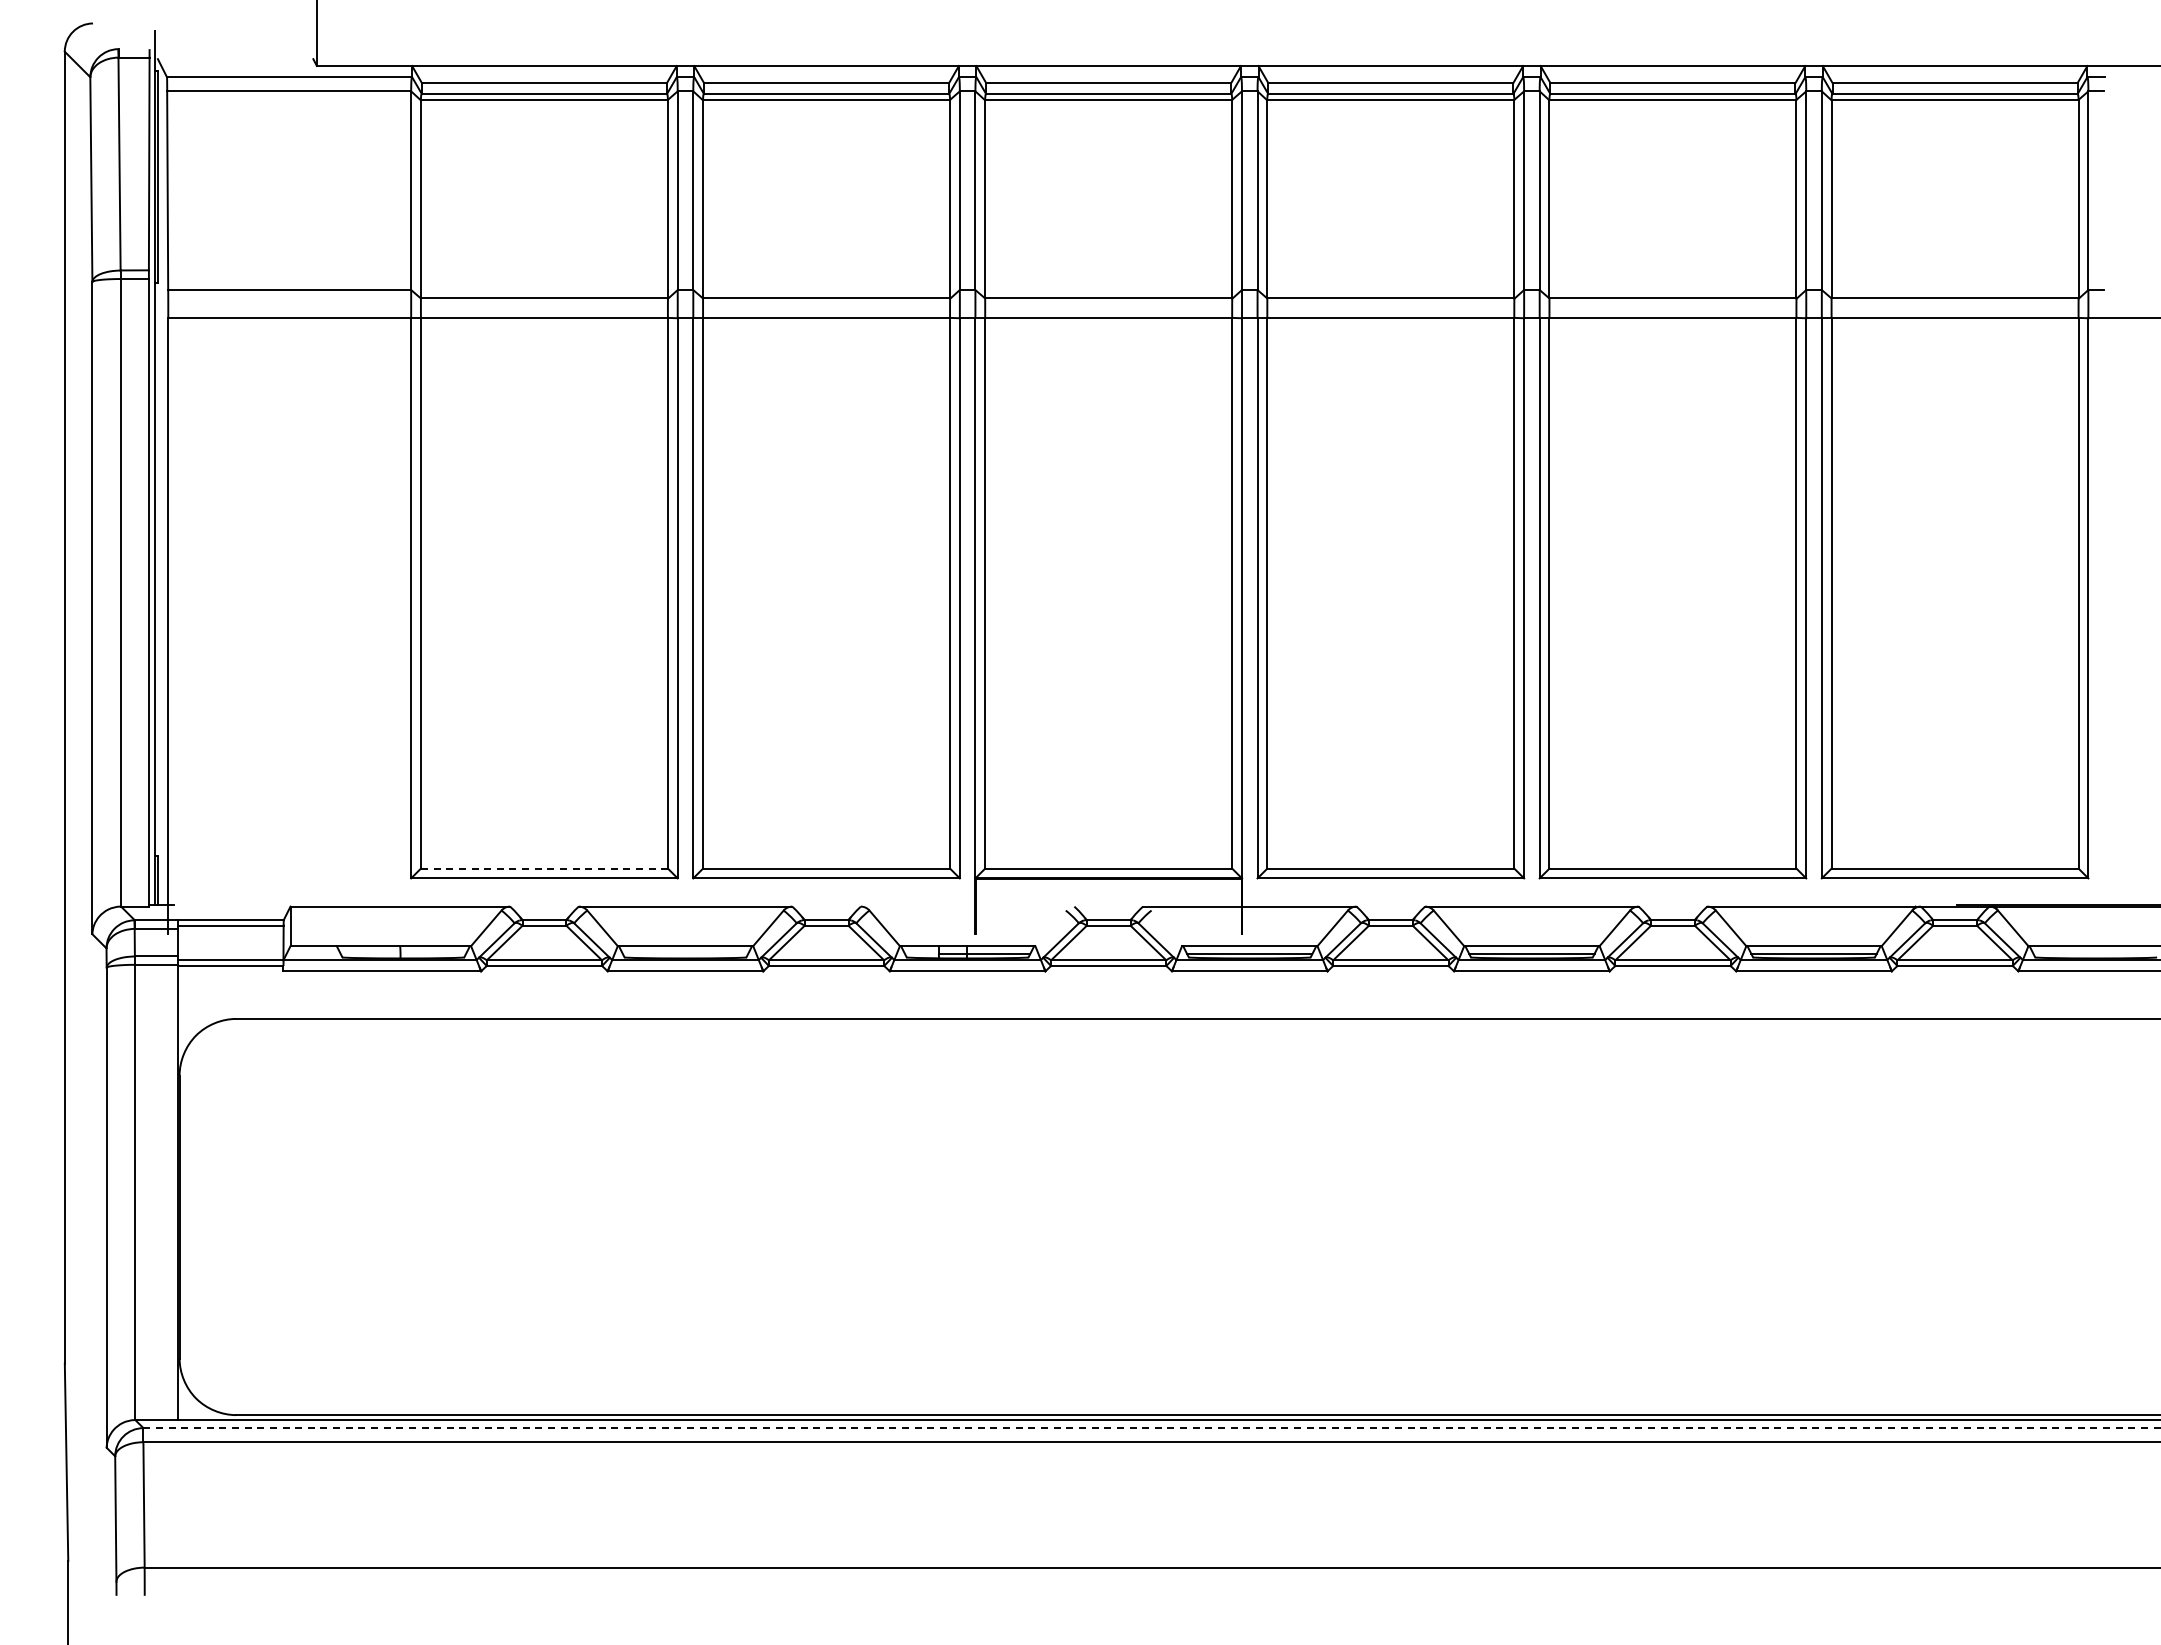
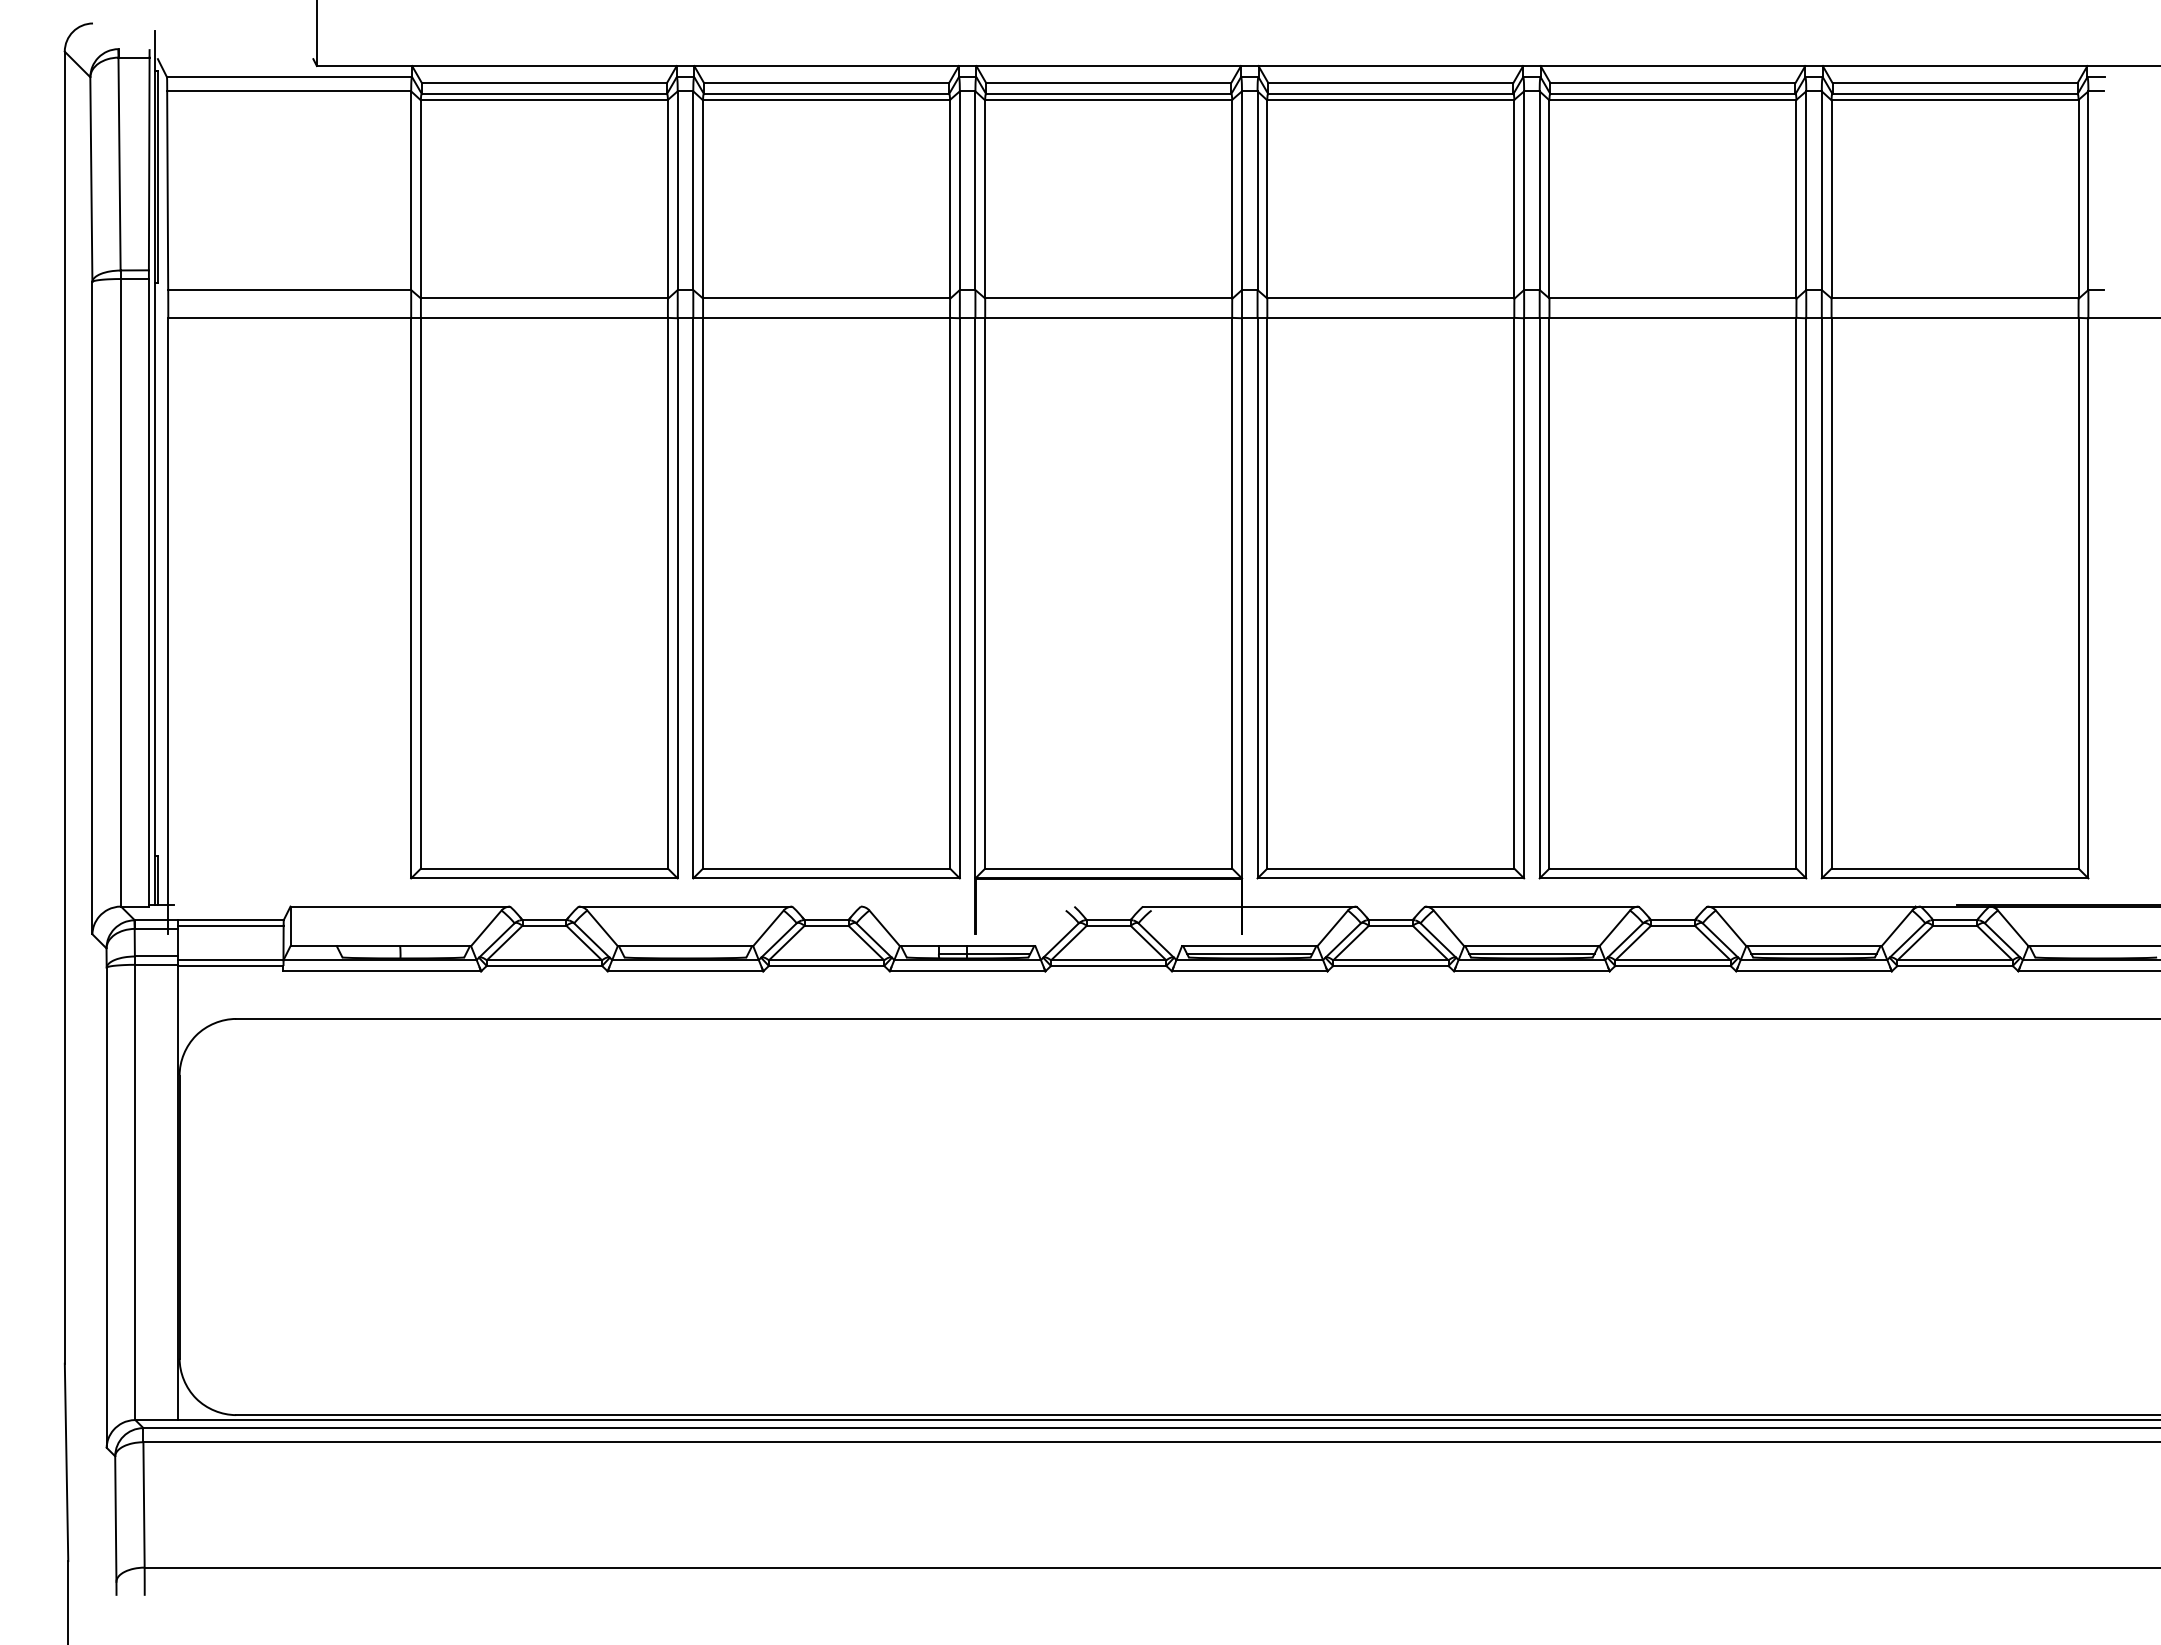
line: dashed -> solid (544, 868)
line: dashed -> solid (1152, 1428)
